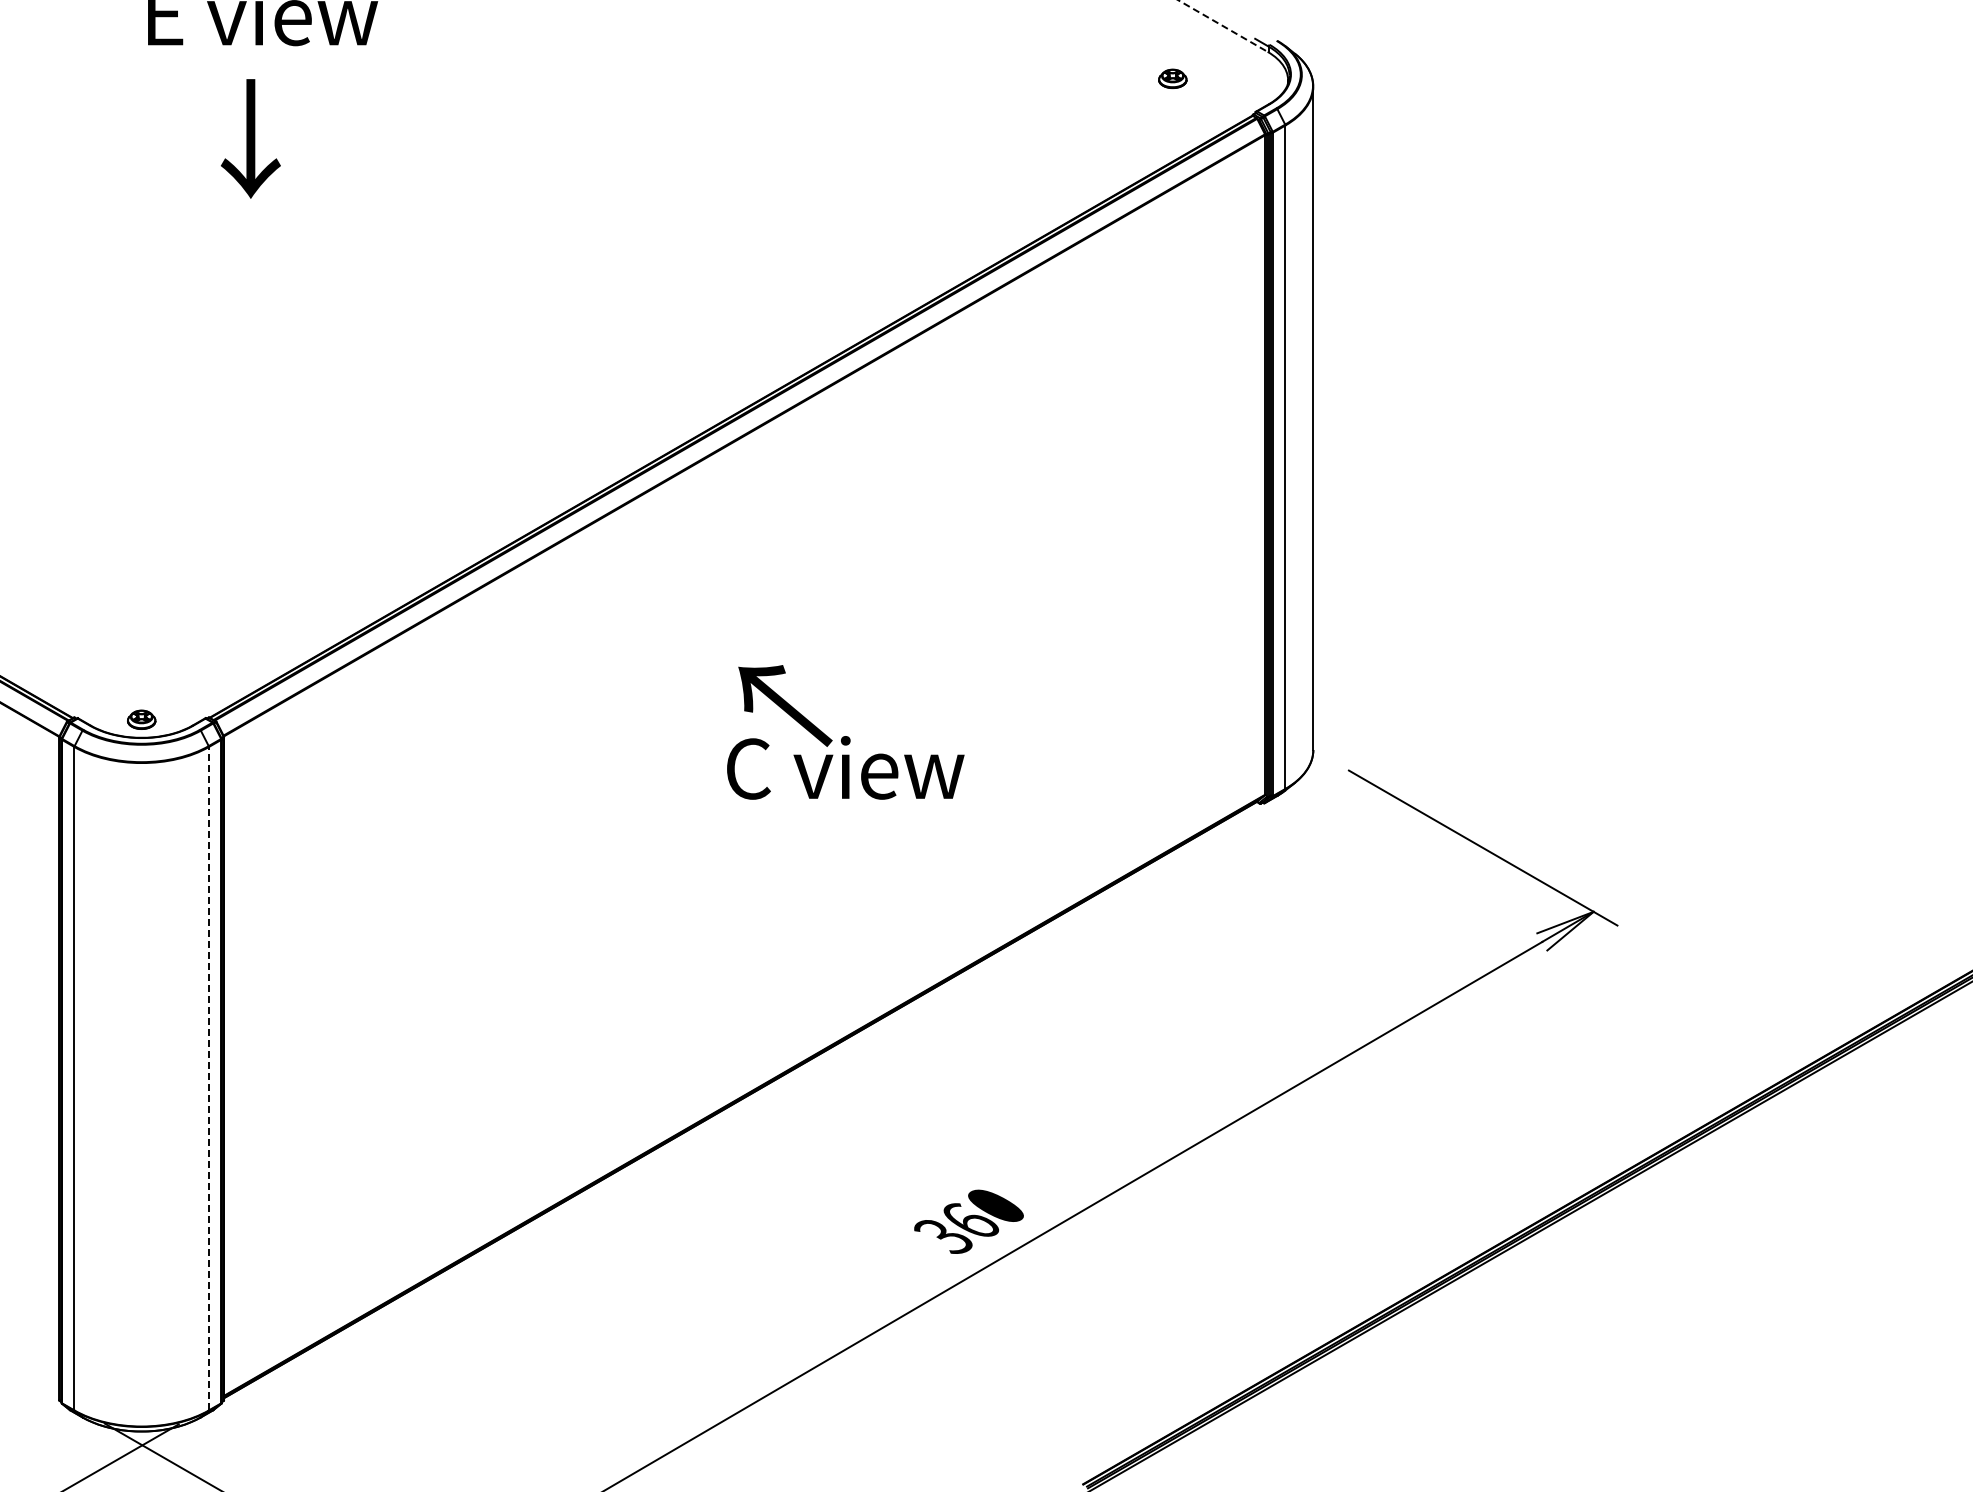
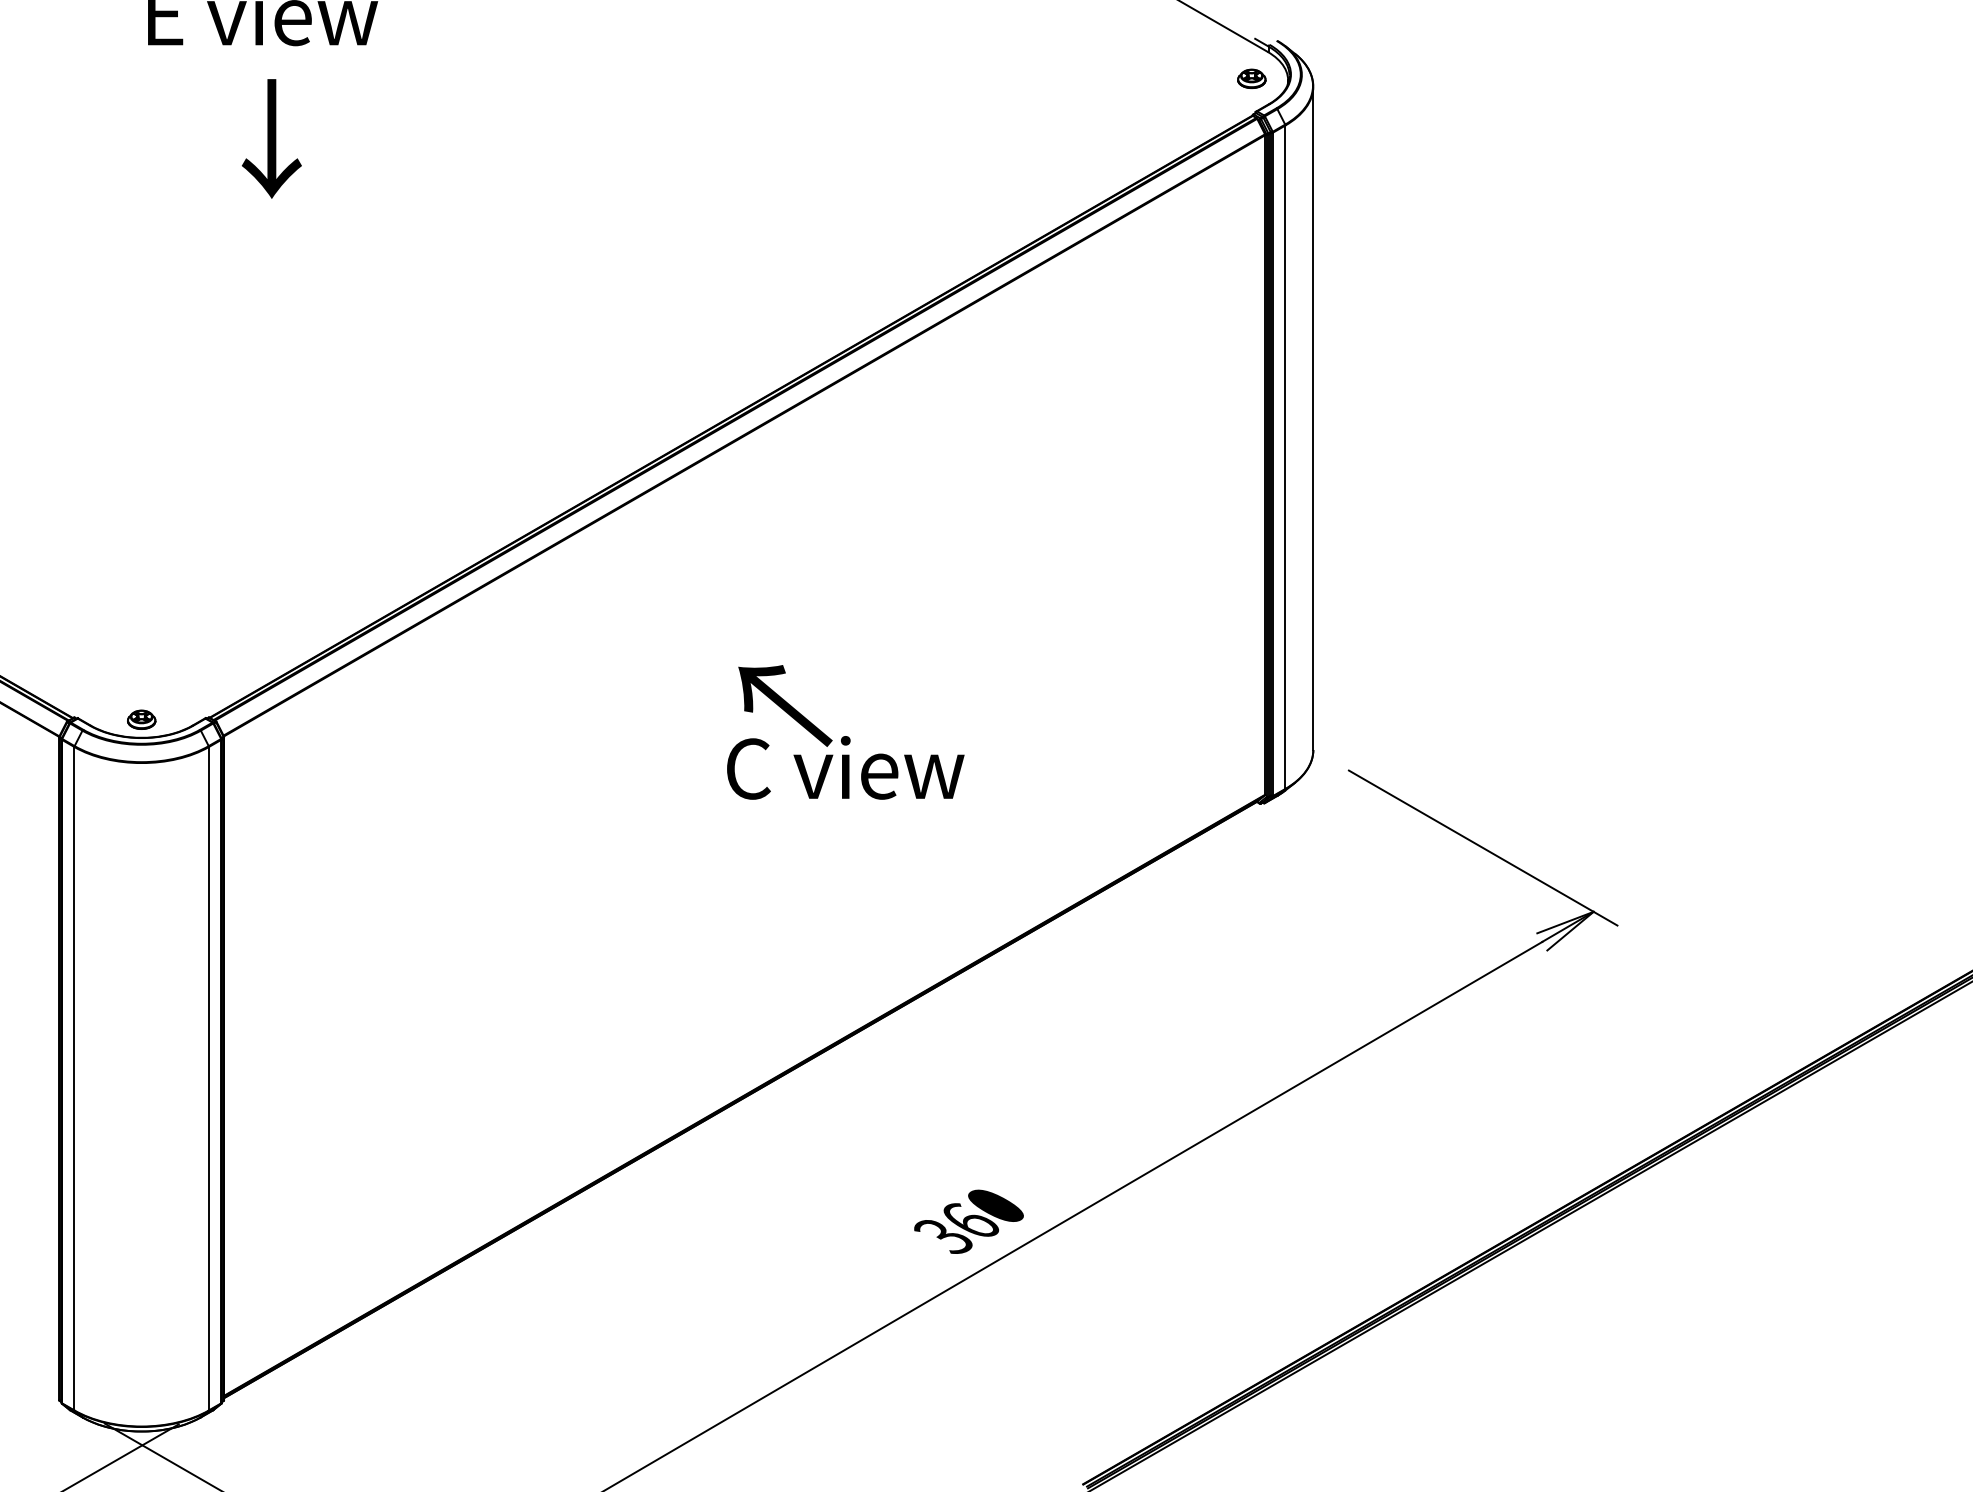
line: dashed -> solid (1223, 26)
part position: (1172, 78) -> (1251, 78) (1251, 78)
text position: (250, 138) -> (271, 138) (271, 138)
line: dashed -> solid (208, 1078)
